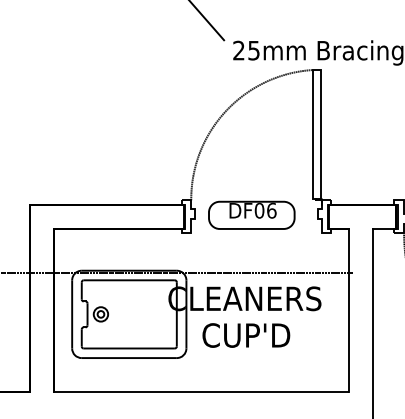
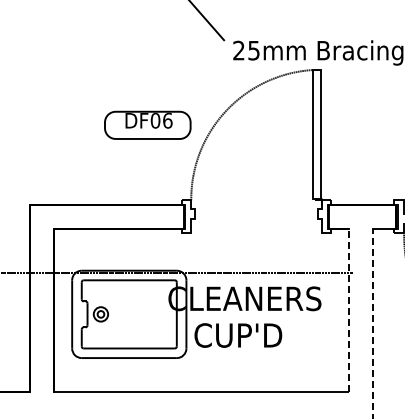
part position: (251, 214) -> (147, 124) (147, 124)
line: solid -> dashed (348, 310)
line: solid -> dashed (372, 323)
text position: (246, 335) -> (238, 335) (238, 335)
